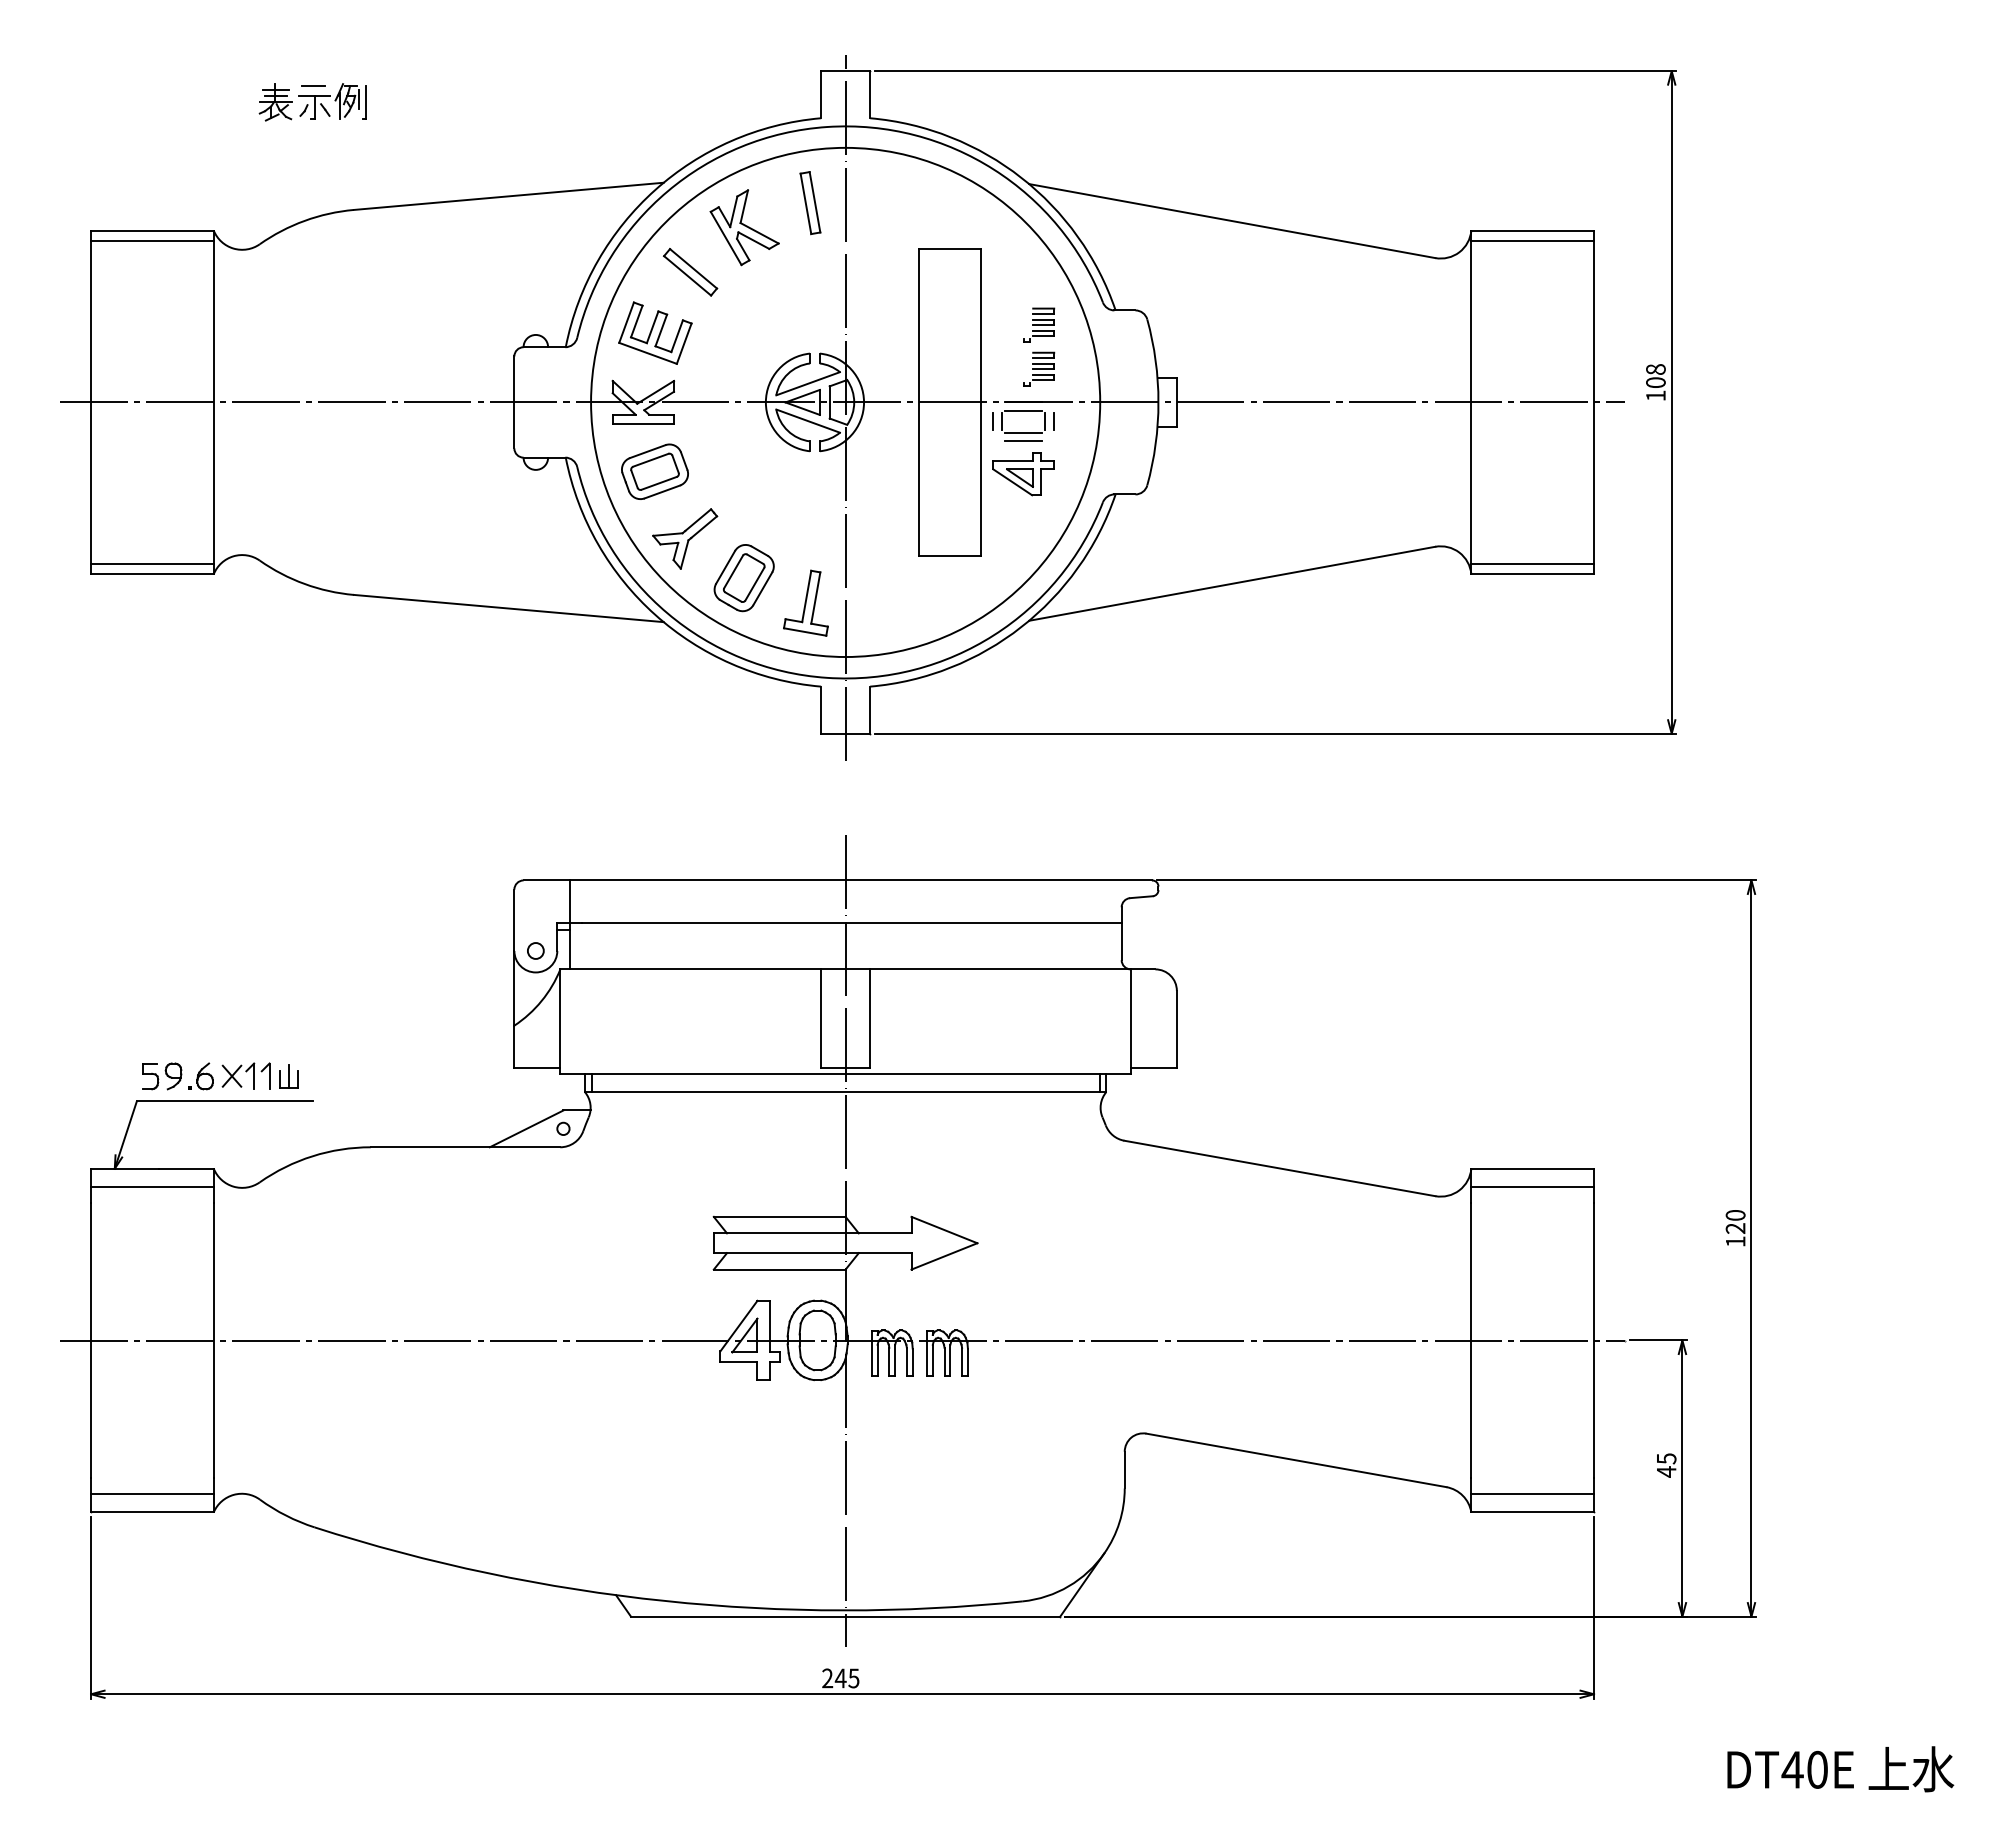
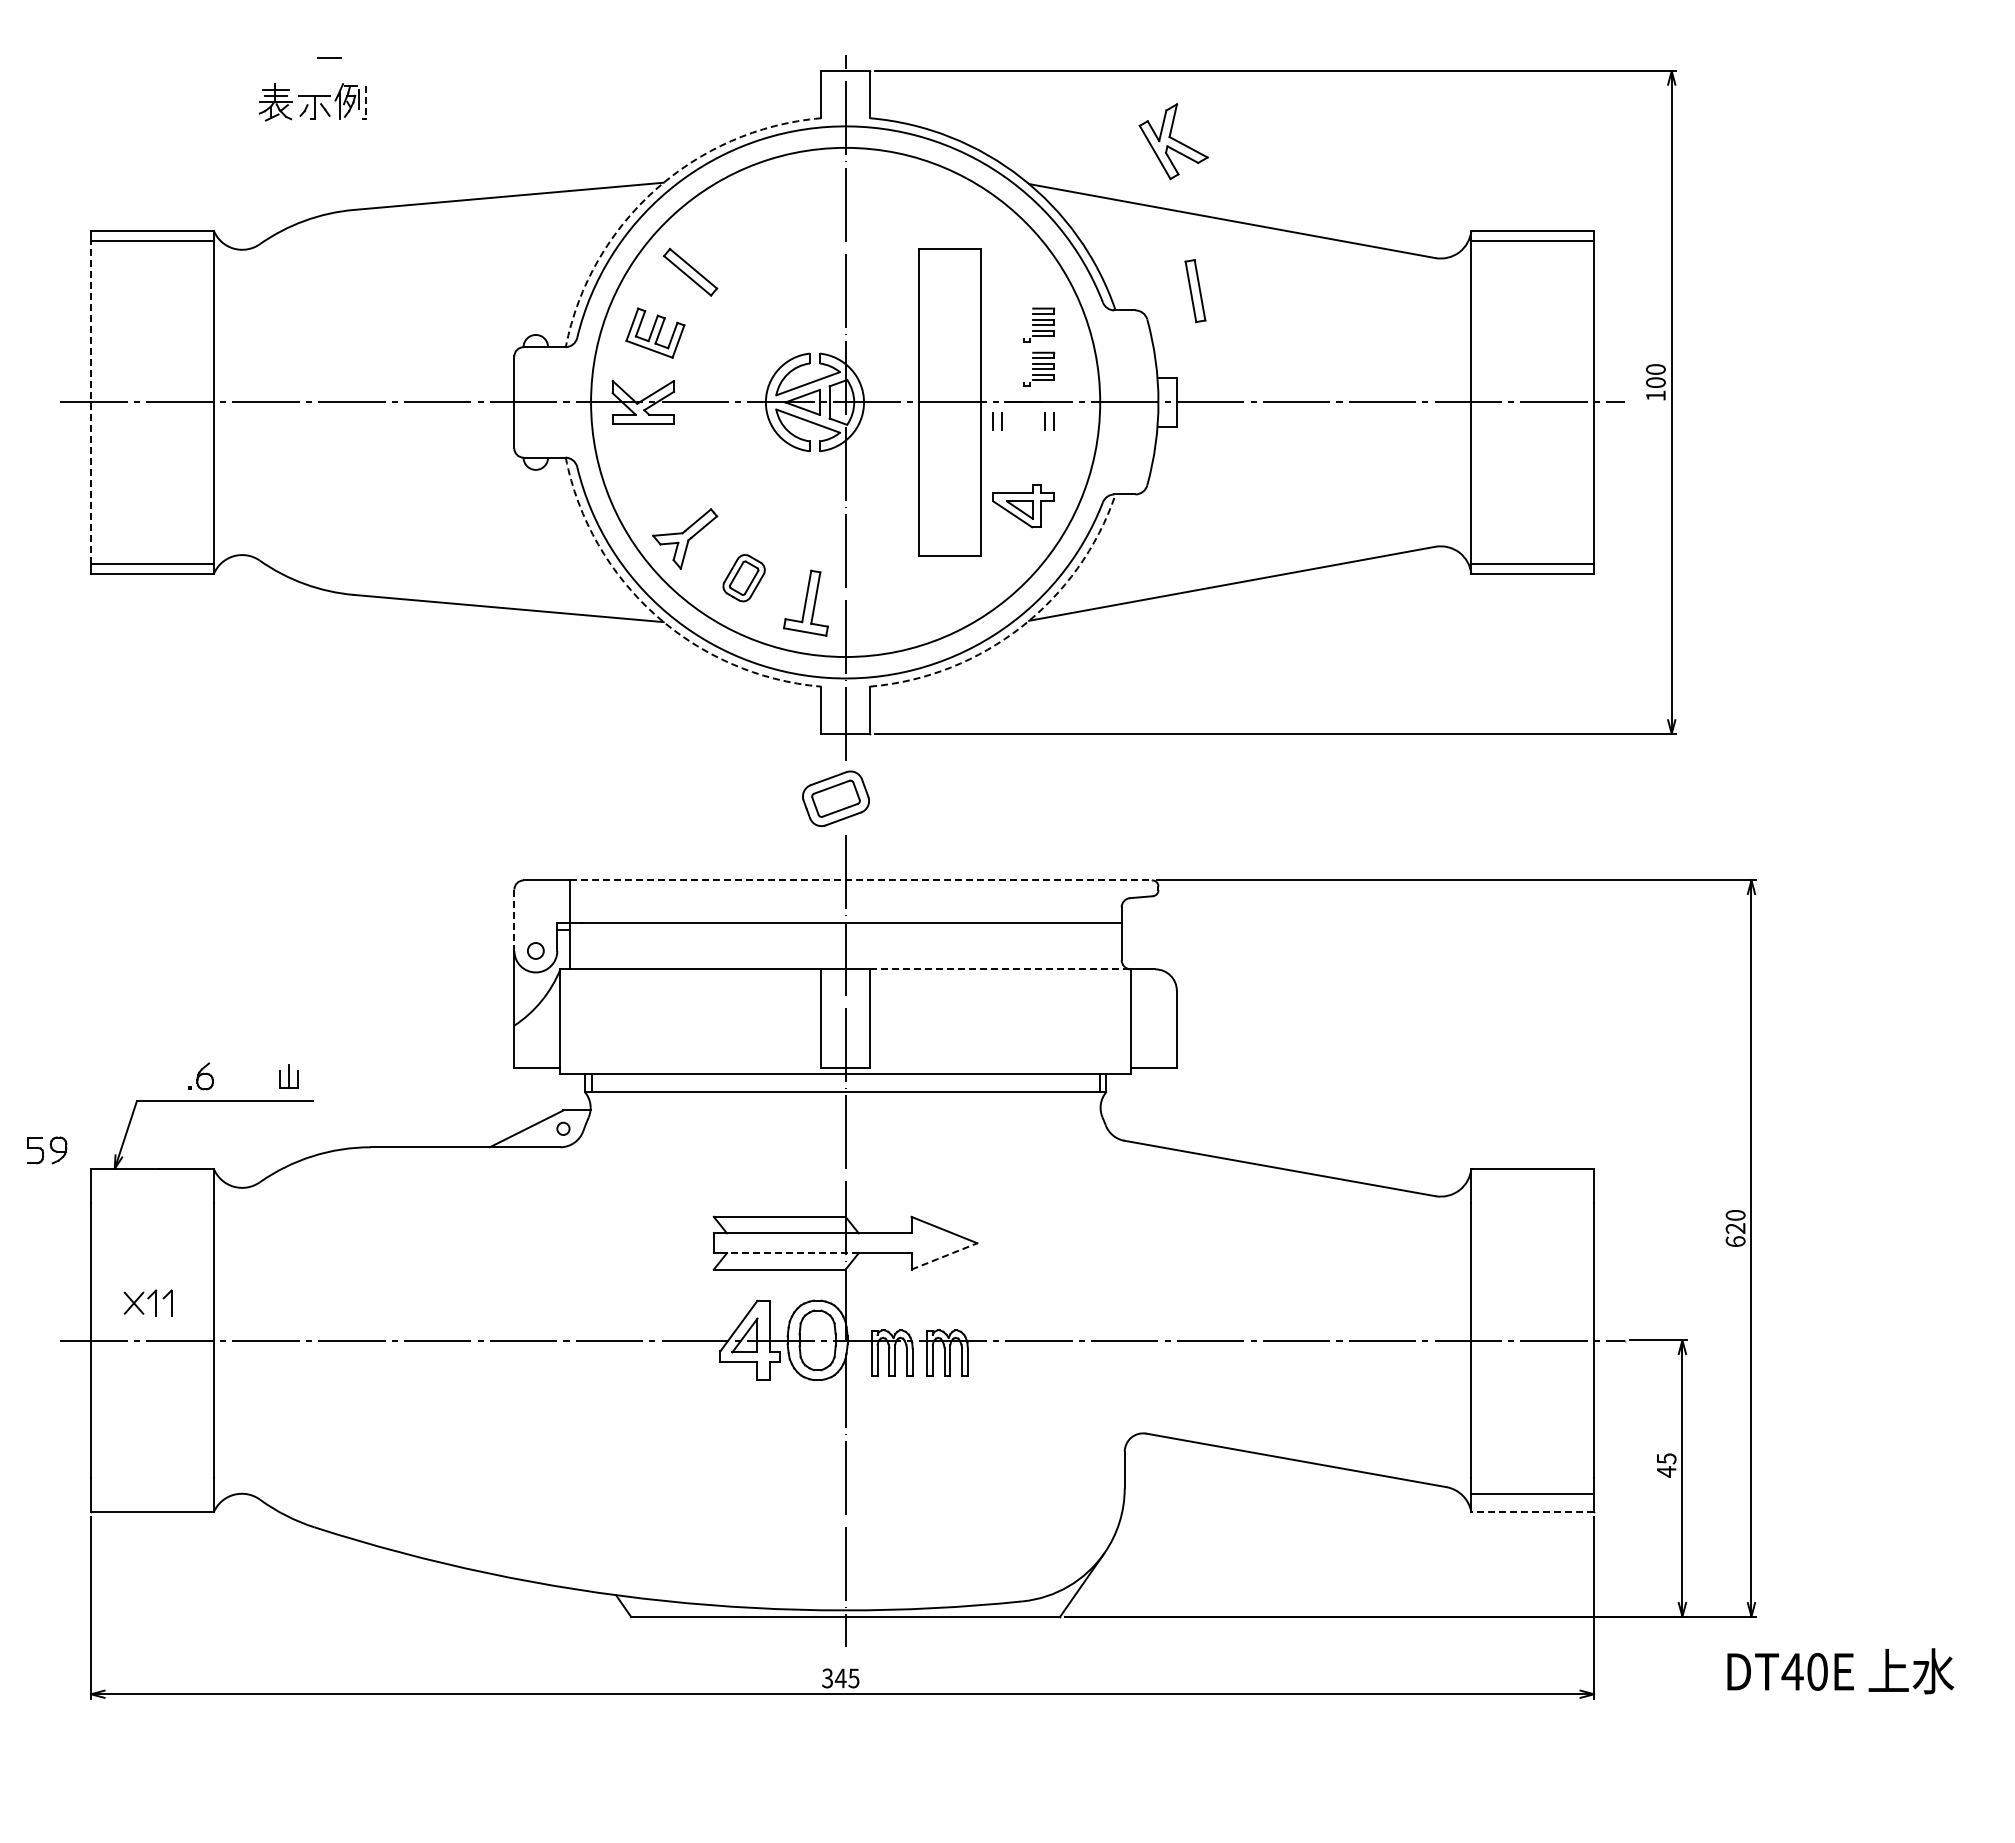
line position: (313, 85) -> (329, 57) (329, 57)
line: solid -> dashed (365, 102)
arc: solid -> dashed (655, 190)
part position: (810, 203) -> (1195, 291) (1195, 291)
part position: (744, 227) -> (1173, 141) (1173, 141)
part size: 75x64 px -> 61x52 px (655, 332)
text: 108 -> 100 (1655, 369)
line: solid -> dashed (91, 402)
line: present -> none (1023, 410)
line: present -> none (1023, 432)
line: present -> none (1023, 441)
part position: (654, 471) -> (835, 798) (835, 798)
part position: (1023, 474) -> (1023, 506) (1023, 506)
part size: 62x69 px -> 44x49 px (743, 578)
arc: solid -> dashed (655, 614)
arc: solid -> dashed (1021, 627)
line: solid -> dashed (861, 880)
line: solid -> dashed (514, 920)
line: solid -> dashed (1001, 969)
part position: (245, 1075) -> (147, 1302) (147, 1302)
part position: (162, 1076) -> (47, 1150) (47, 1150)
line: present -> none (152, 1187)
line: present -> none (1532, 1187)
text: 120 -> 620 (1735, 1241)
line: solid -> dashed (792, 1253)
line: solid -> dashed (944, 1256)
line: present -> none (152, 1494)
line: solid -> dashed (1532, 1512)
text: 245 -> 345 (827, 1678)
text position: (1840, 1769) -> (1840, 1671) (1840, 1671)
